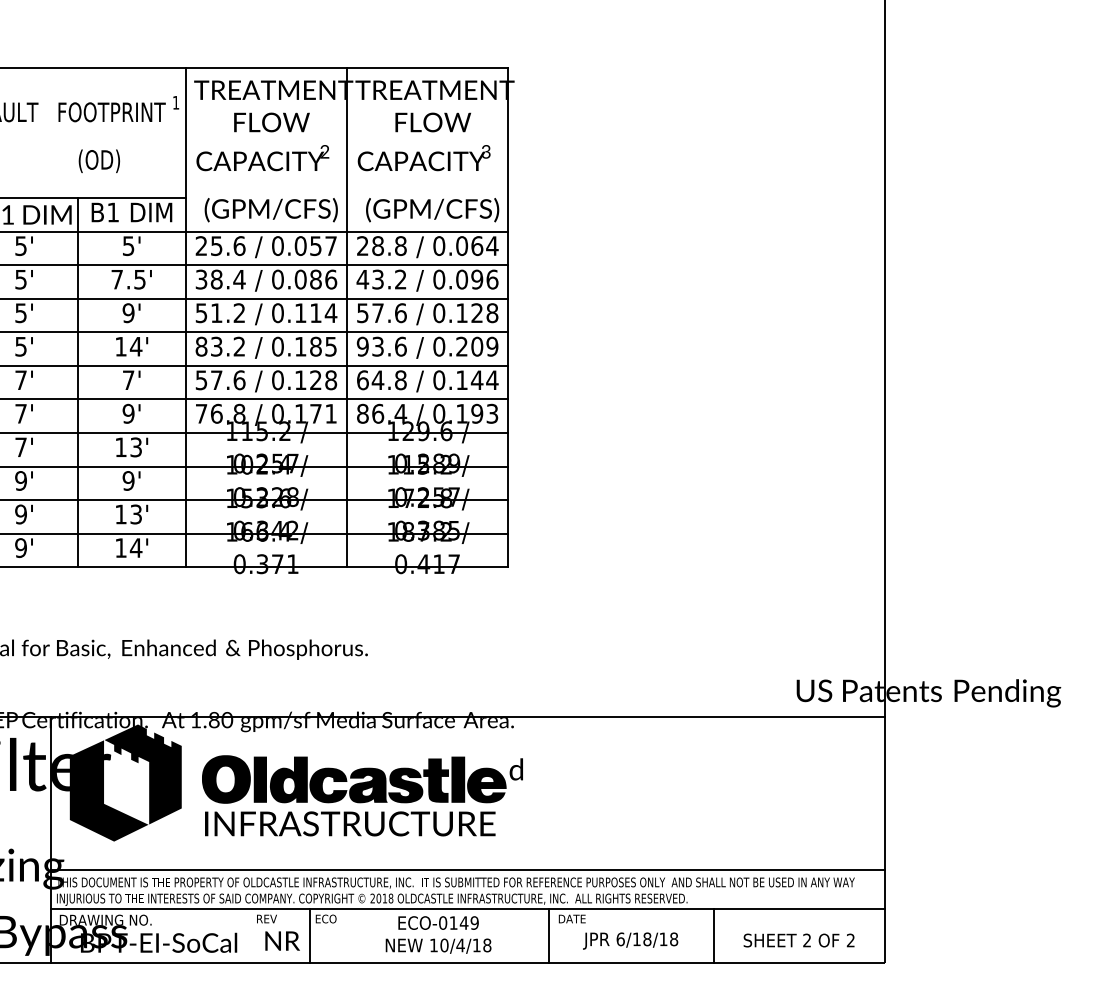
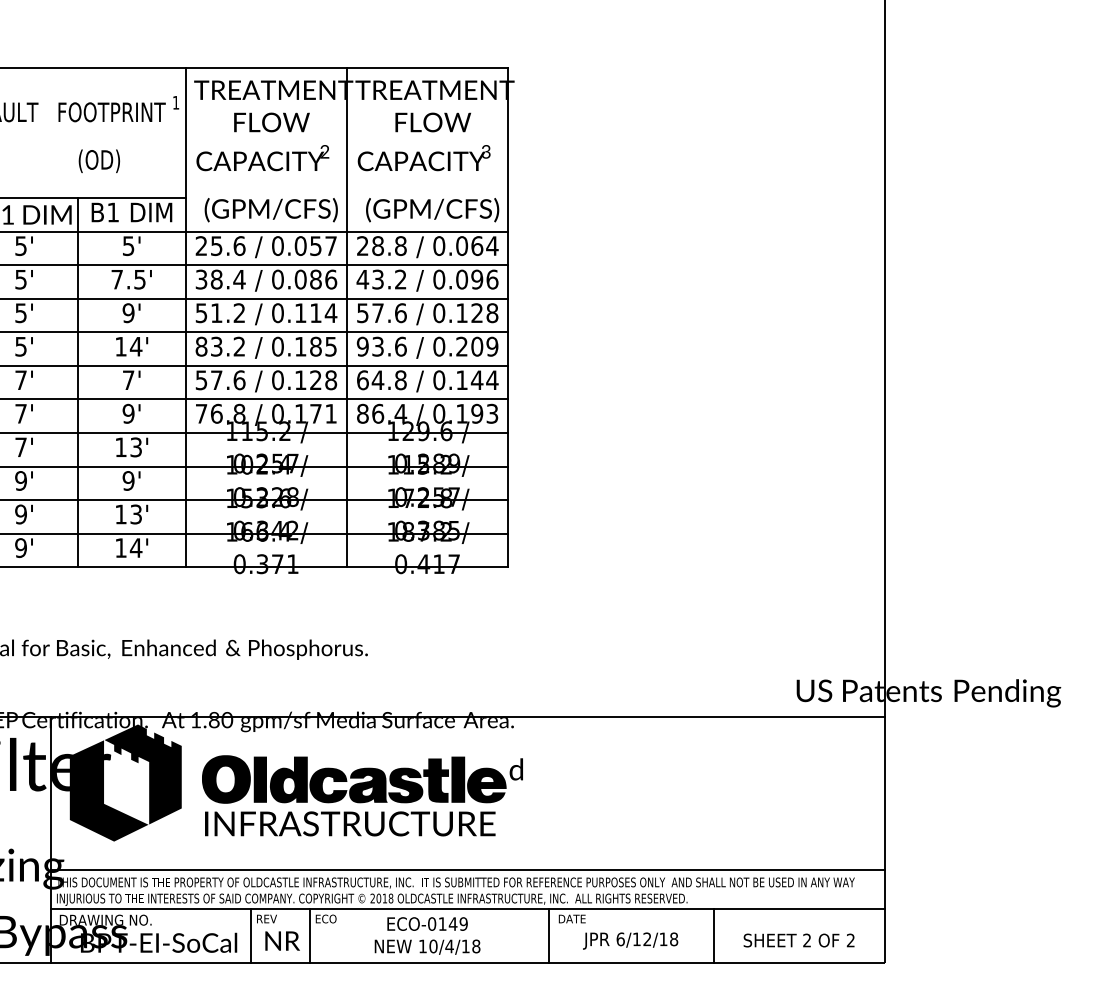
text position: (438, 934) -> (427, 935) (427, 935)
line: none -> present (251, 936)
text: 6/18/18 -> 6/12/18 (647, 939)
